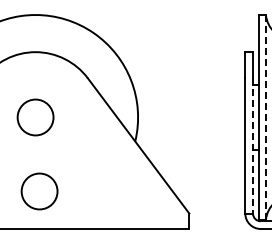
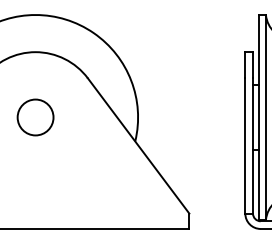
line: dashed -> solid (265, 118)
line: dashed -> solid (253, 145)
circle: present -> none (39, 191)
